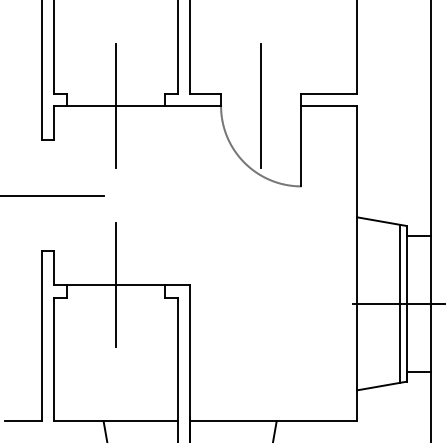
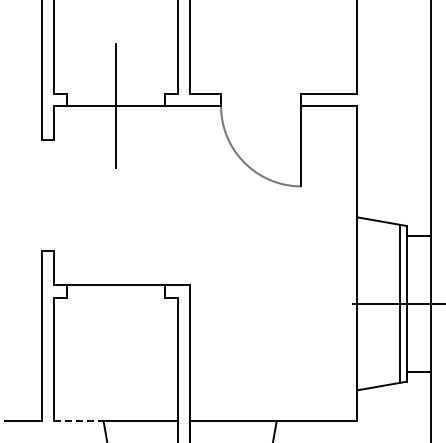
line: present -> none (261, 105)
line: present -> none (52, 195)
line: present -> none (115, 285)
line: solid -> dashed (78, 421)
